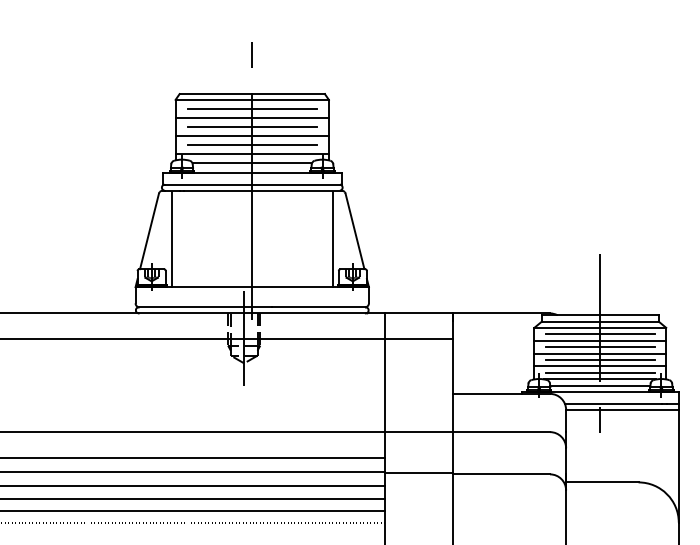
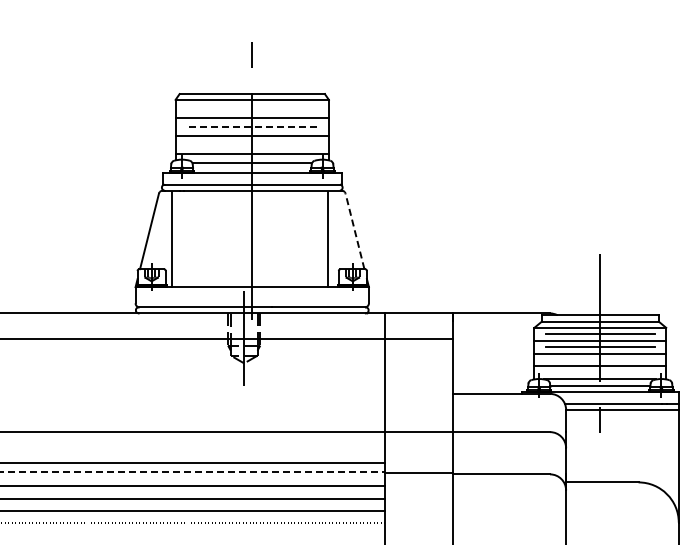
line: present -> none (251, 108)
line: solid -> dashed (252, 127)
line: present -> none (251, 145)
line: solid -> dashed (355, 231)
line position: (332, 239) -> (327, 239) (327, 239)
line: present -> none (600, 360)
line: present -> none (600, 372)
line position: (193, 458) -> (193, 463) (193, 463)
line: solid -> dashed (193, 472)
